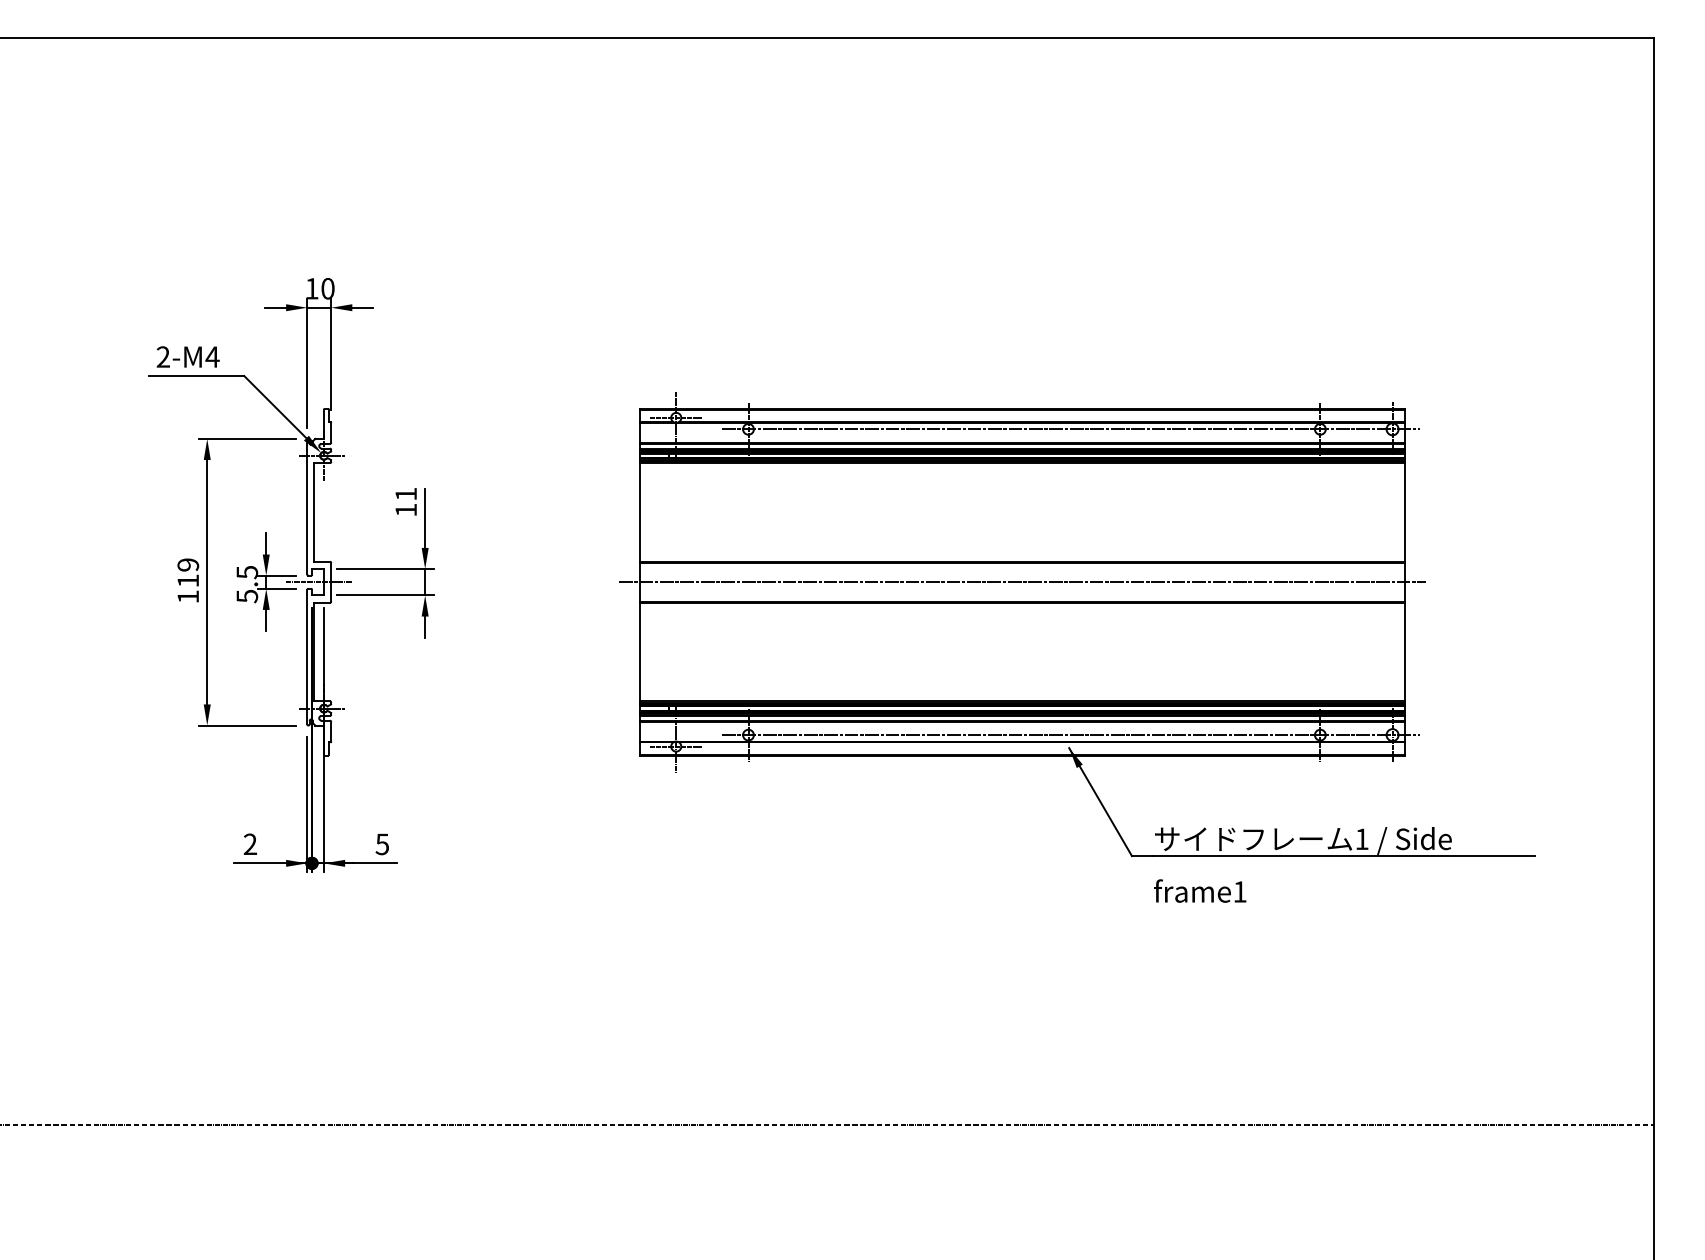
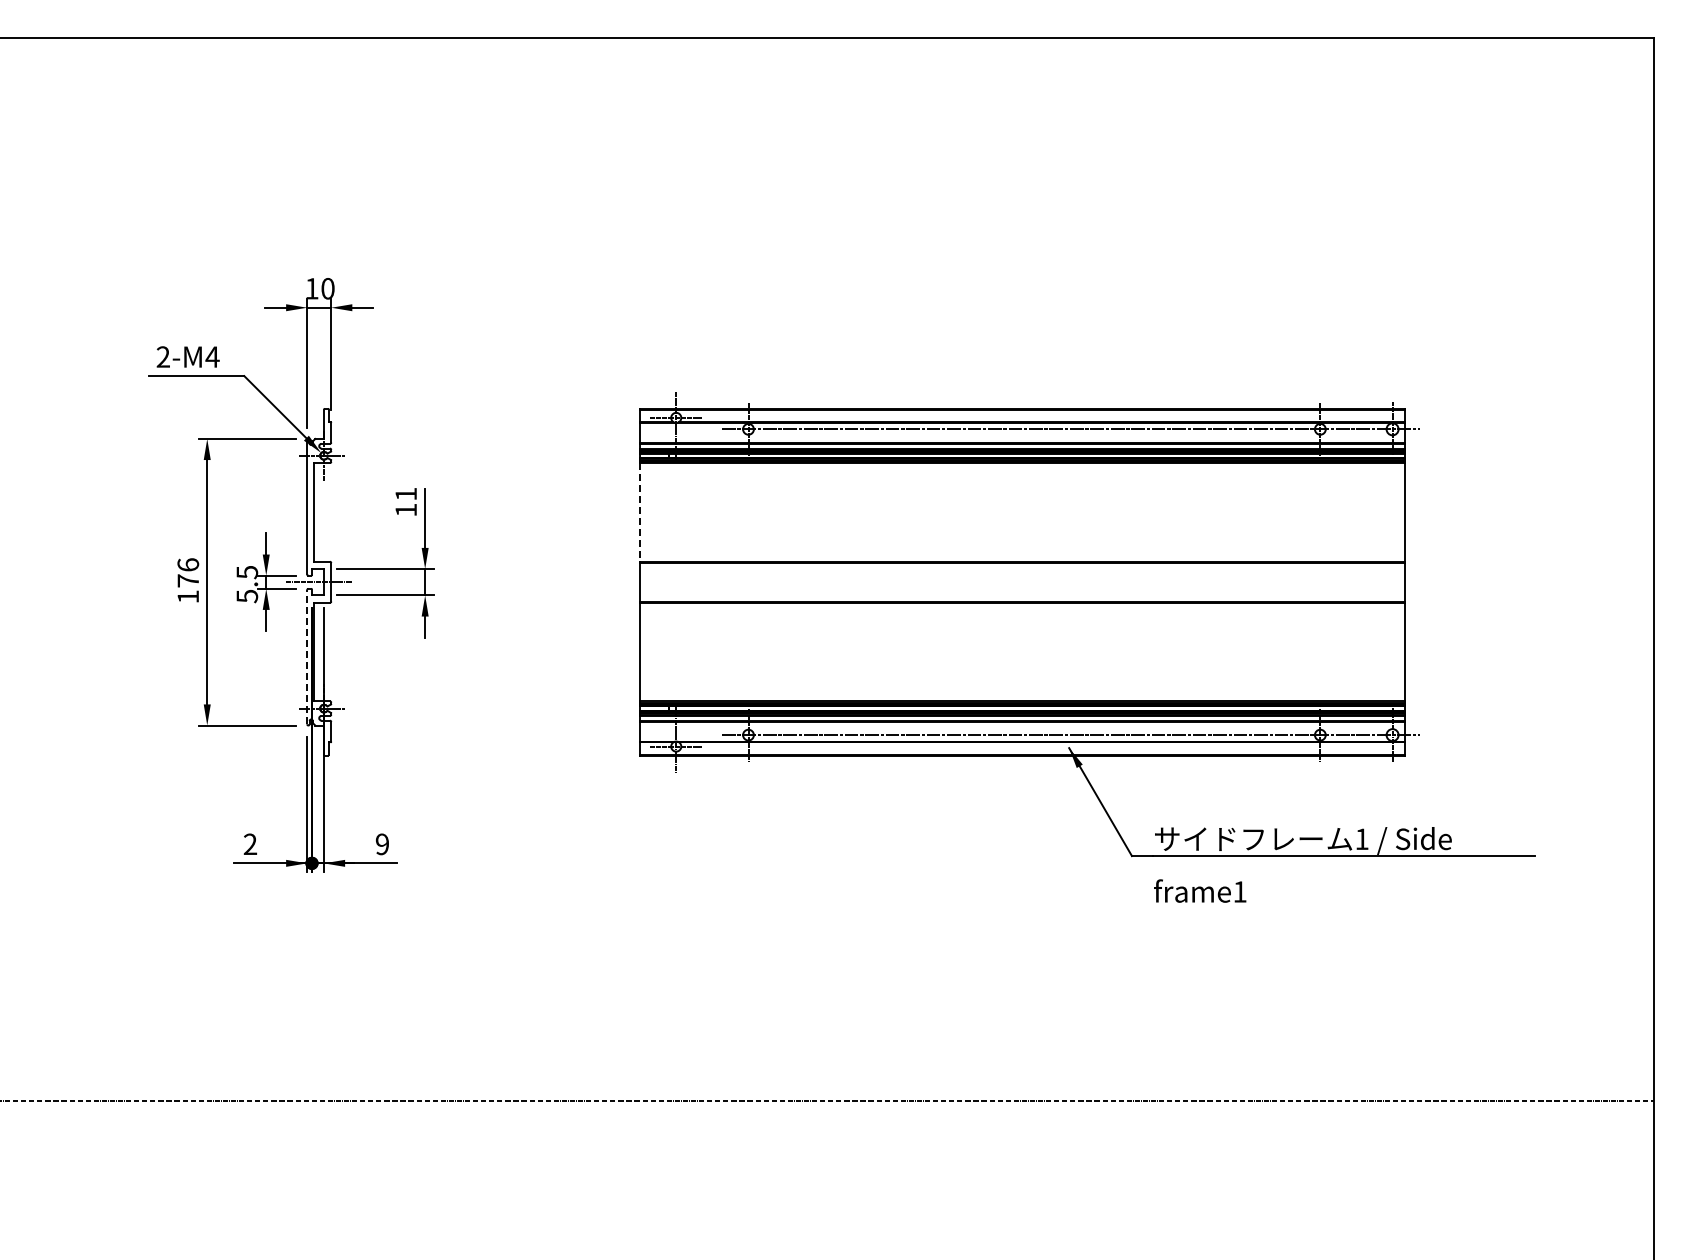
line: solid -> dashed (640, 512)
text: 119 -> 176 (188, 572)
line: present -> none (1022, 582)
line: solid -> dashed (307, 656)
text: 5 -> 9 (381, 844)
line position: (827, 1124) -> (827, 1100) (827, 1100)
